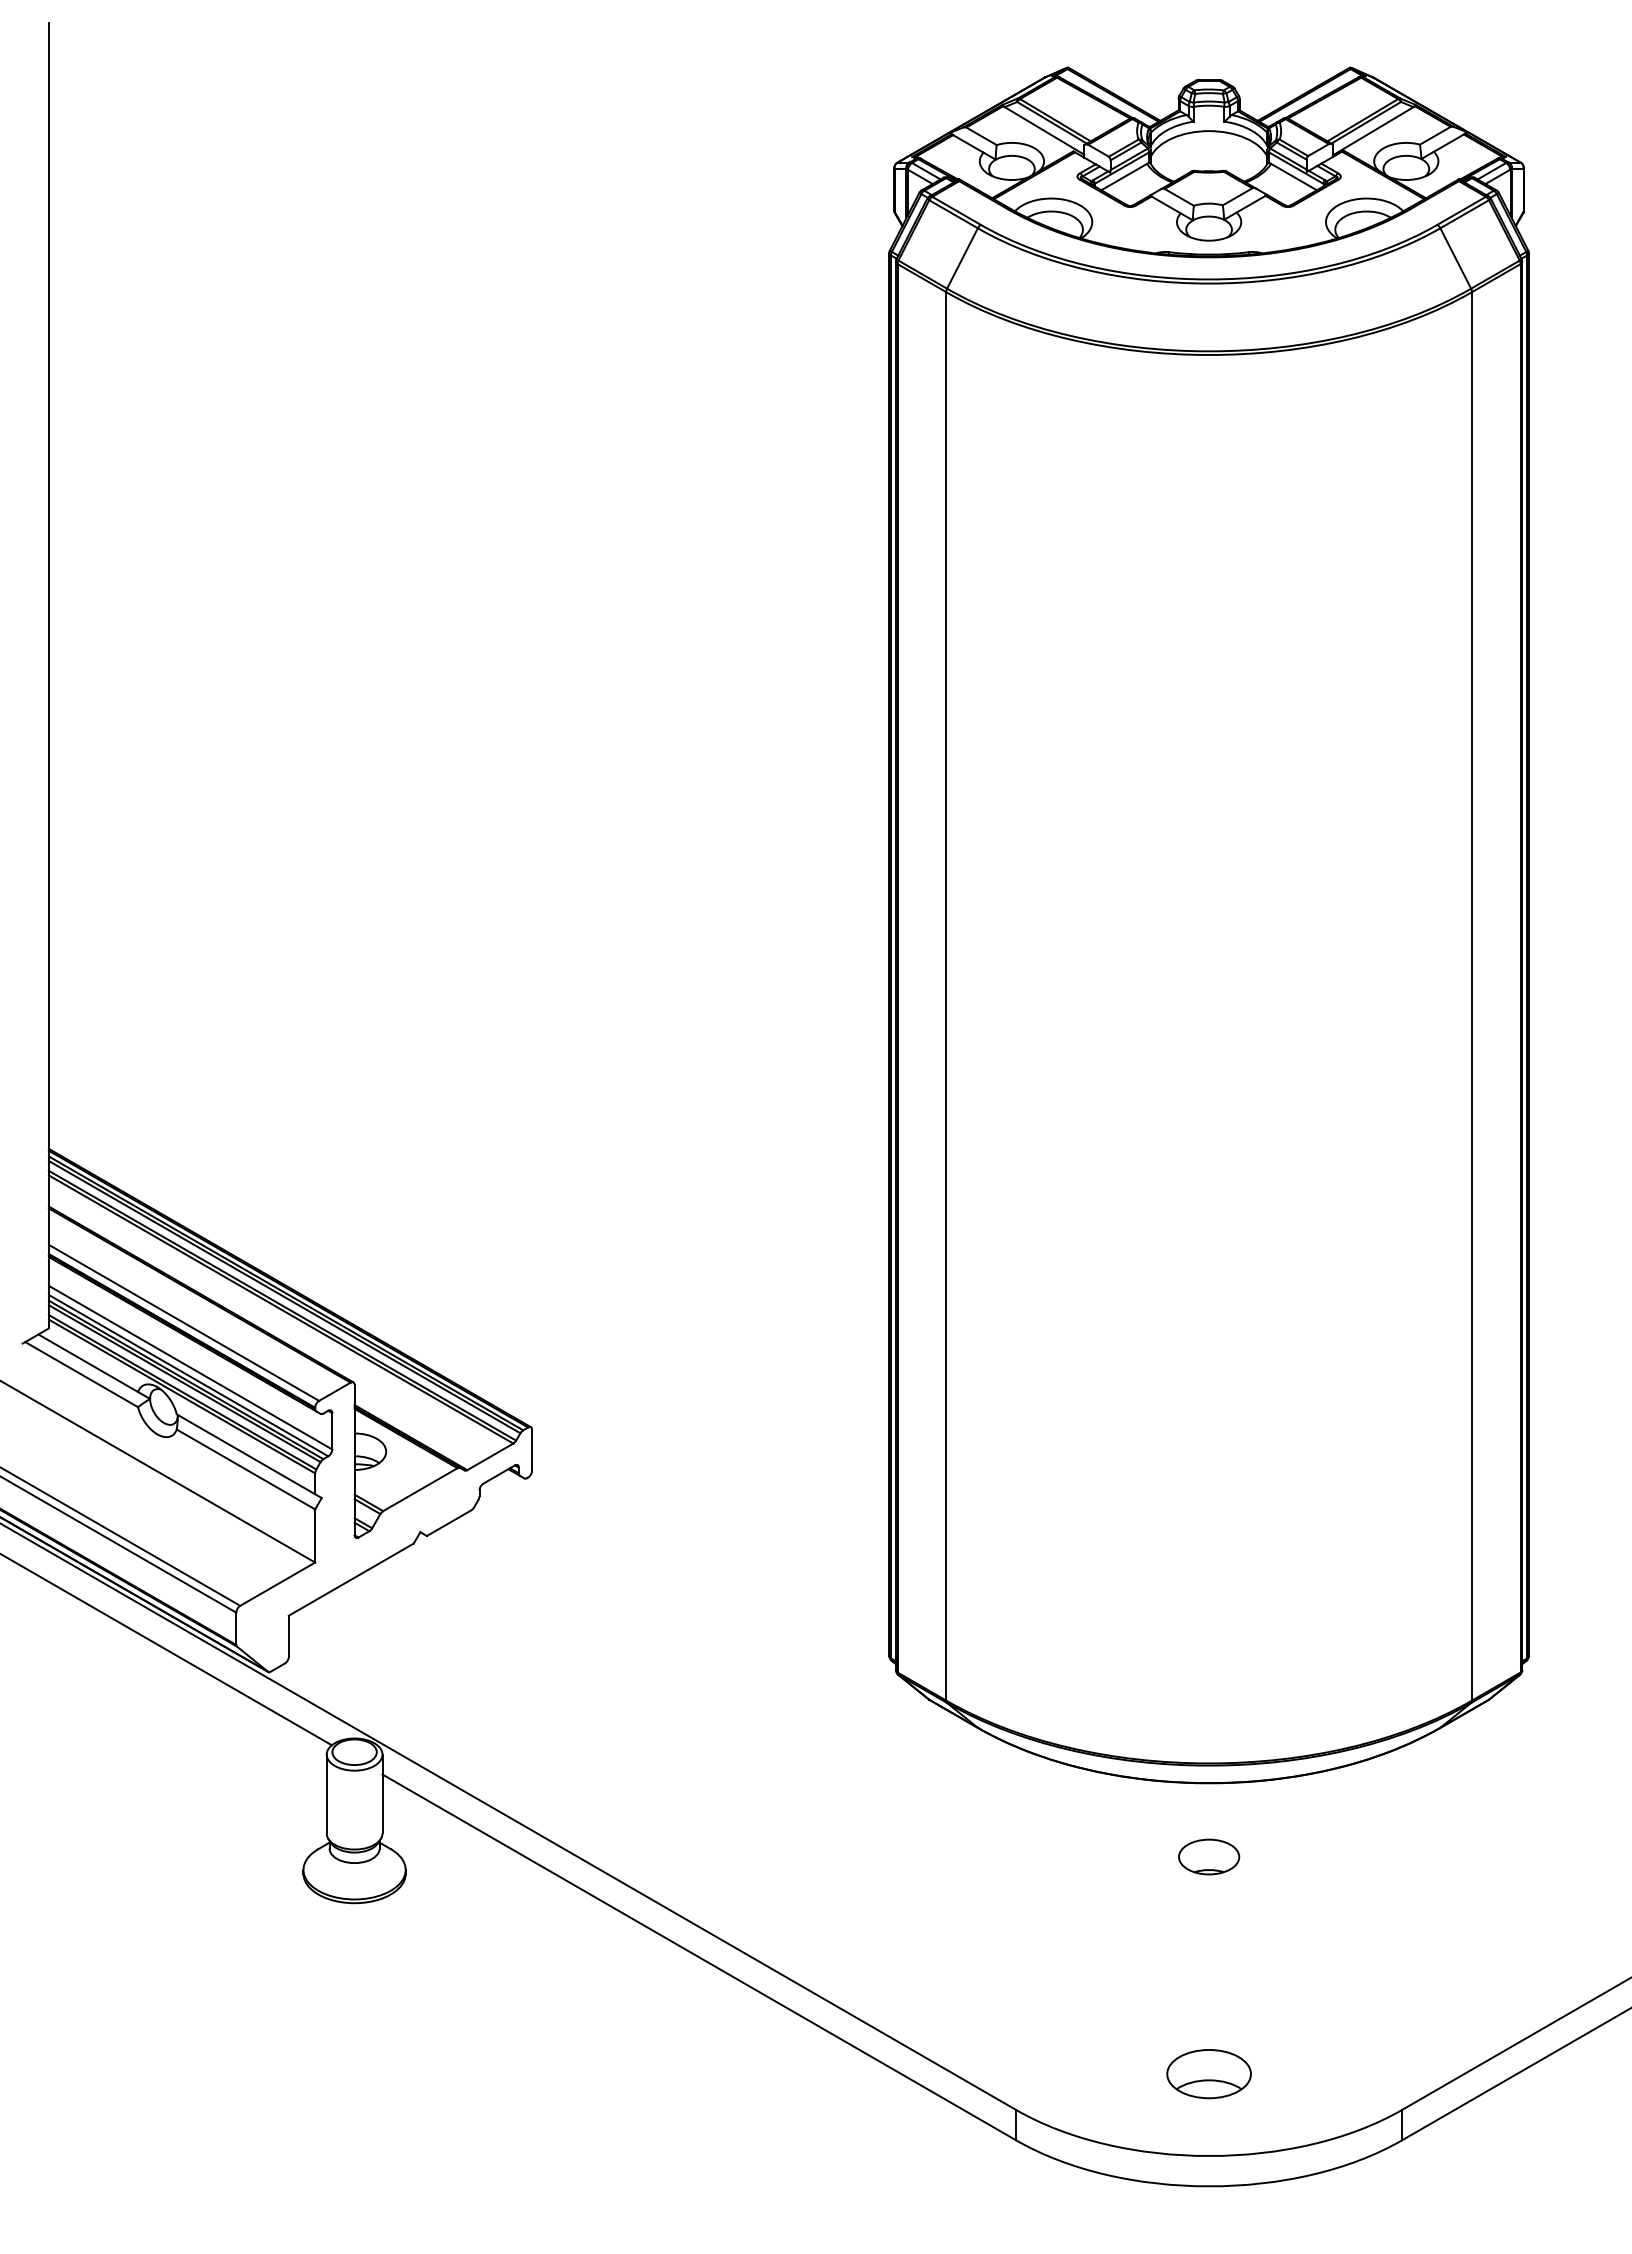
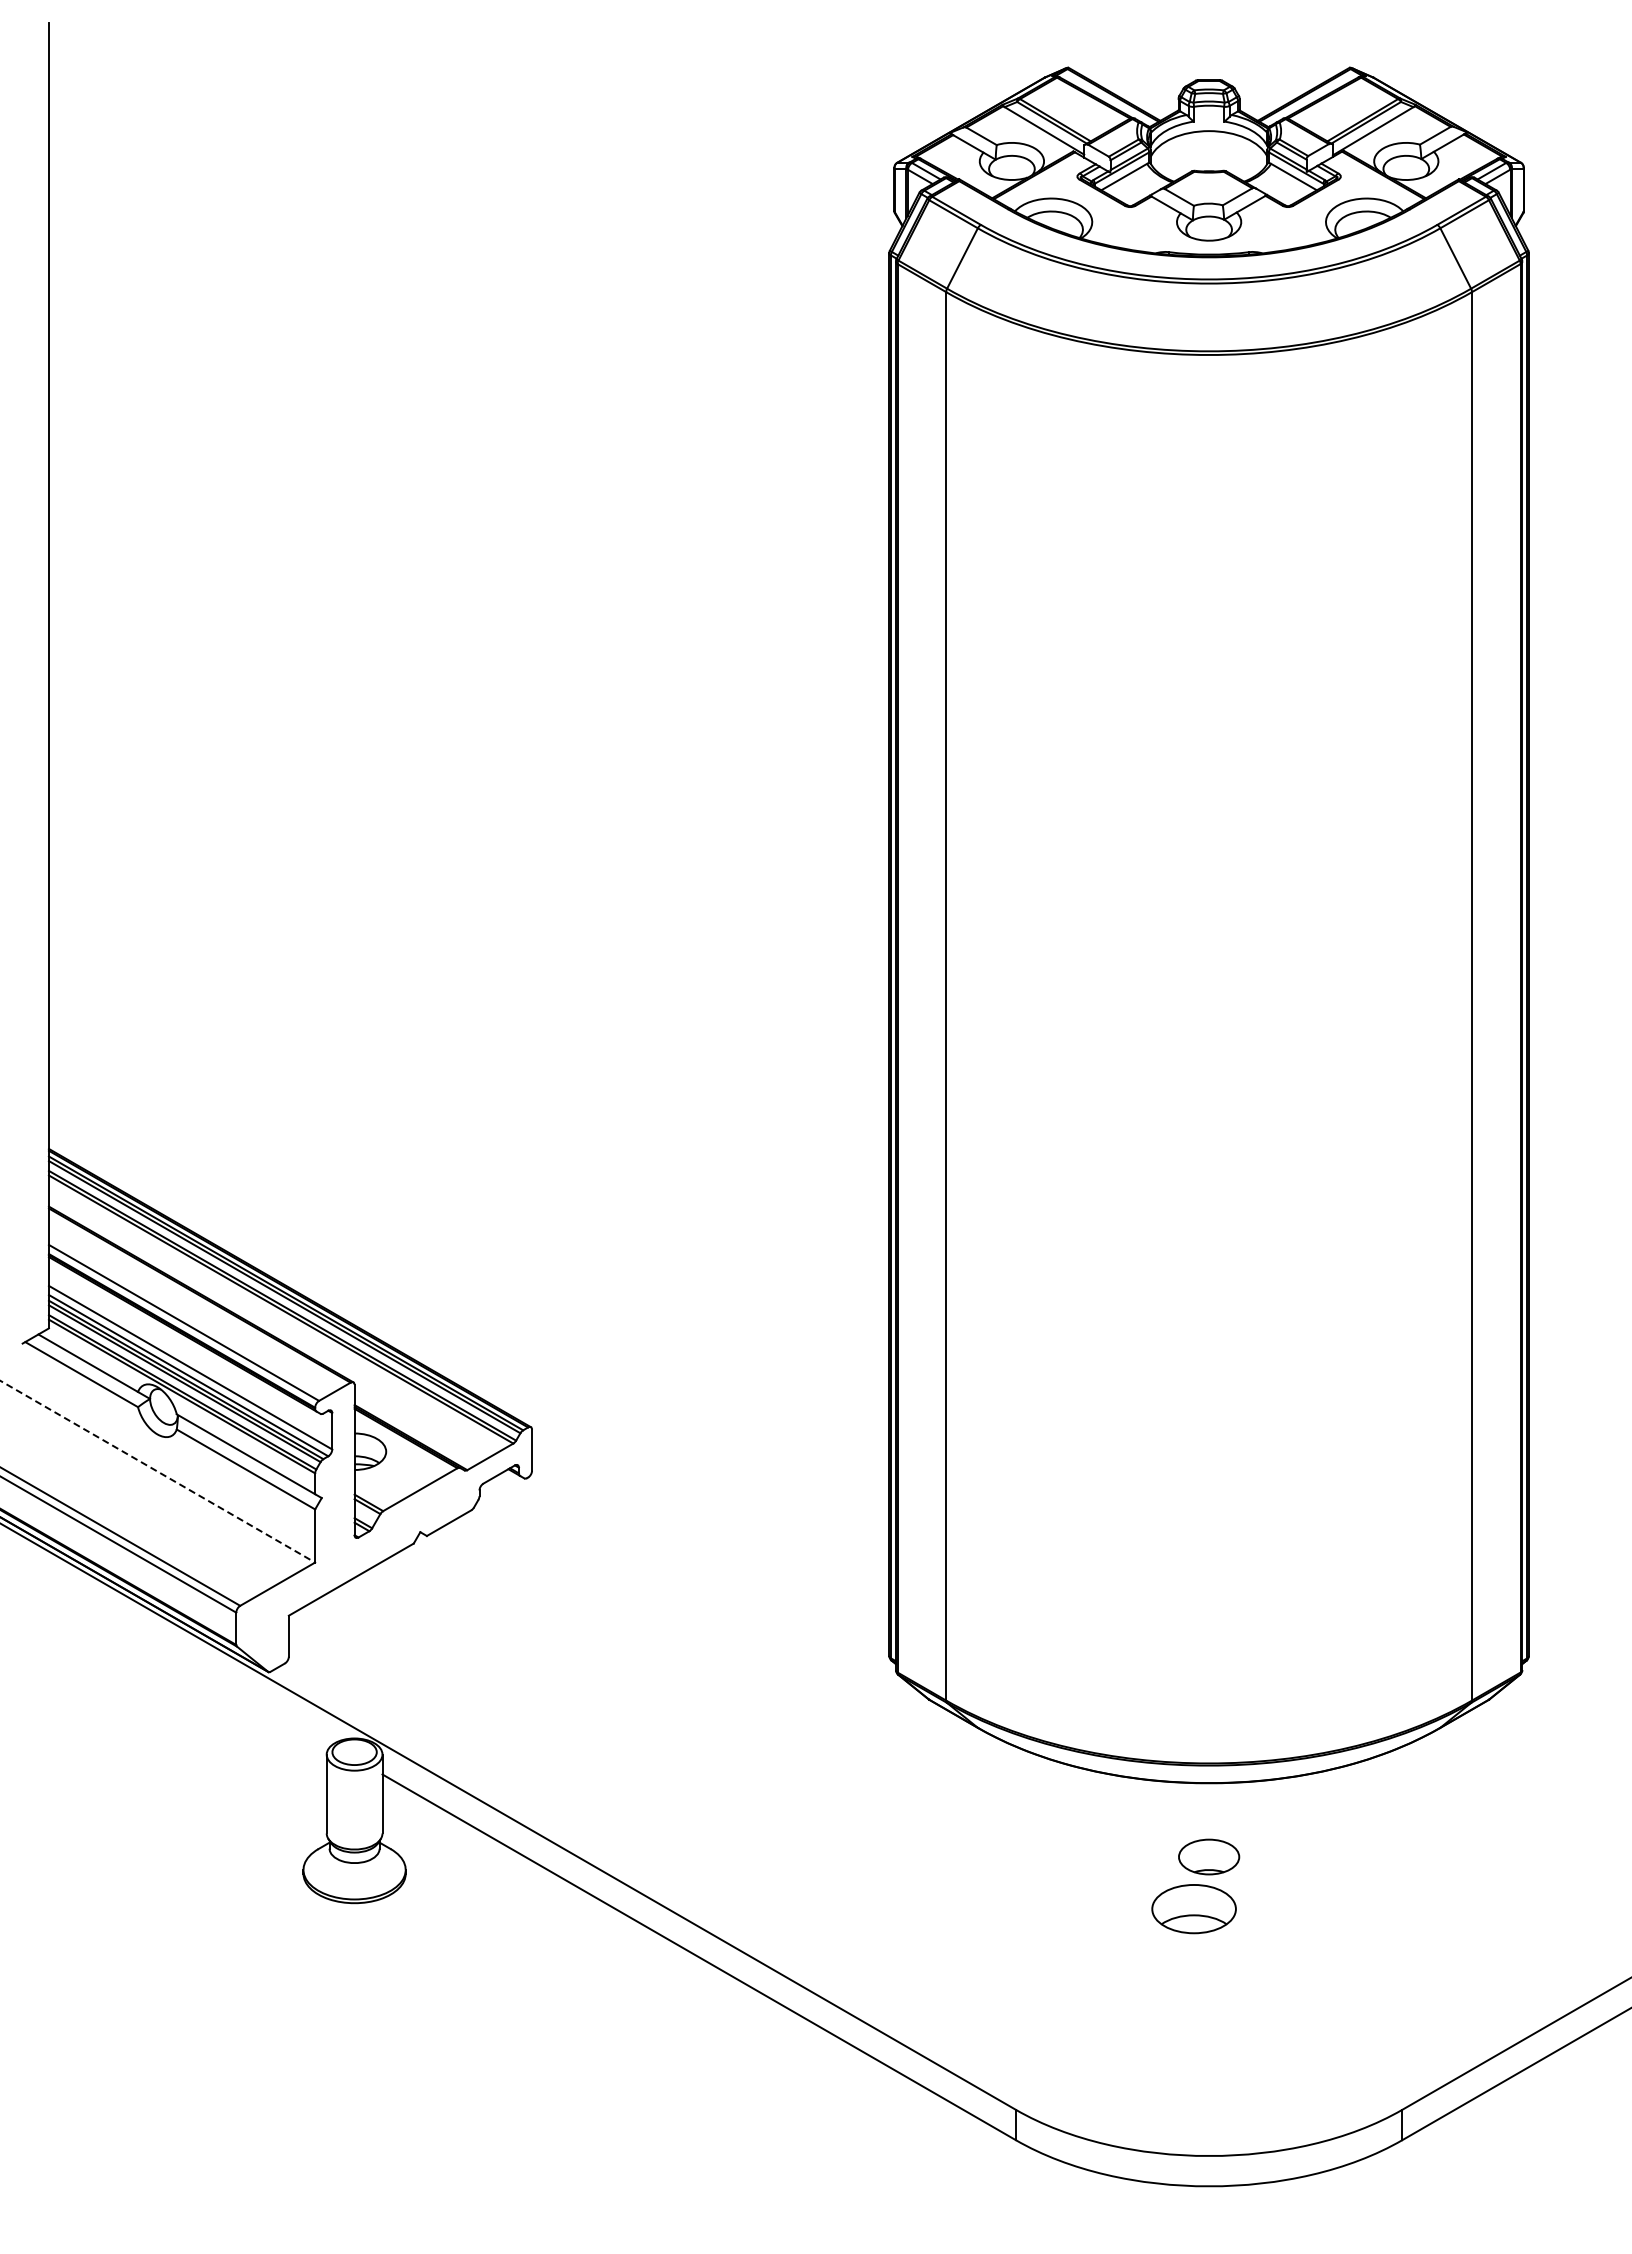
line: solid -> dashed (158, 1472)
line: present -> none (166, 1650)
part position: (1208, 2074) -> (1193, 1909) (1193, 1909)
